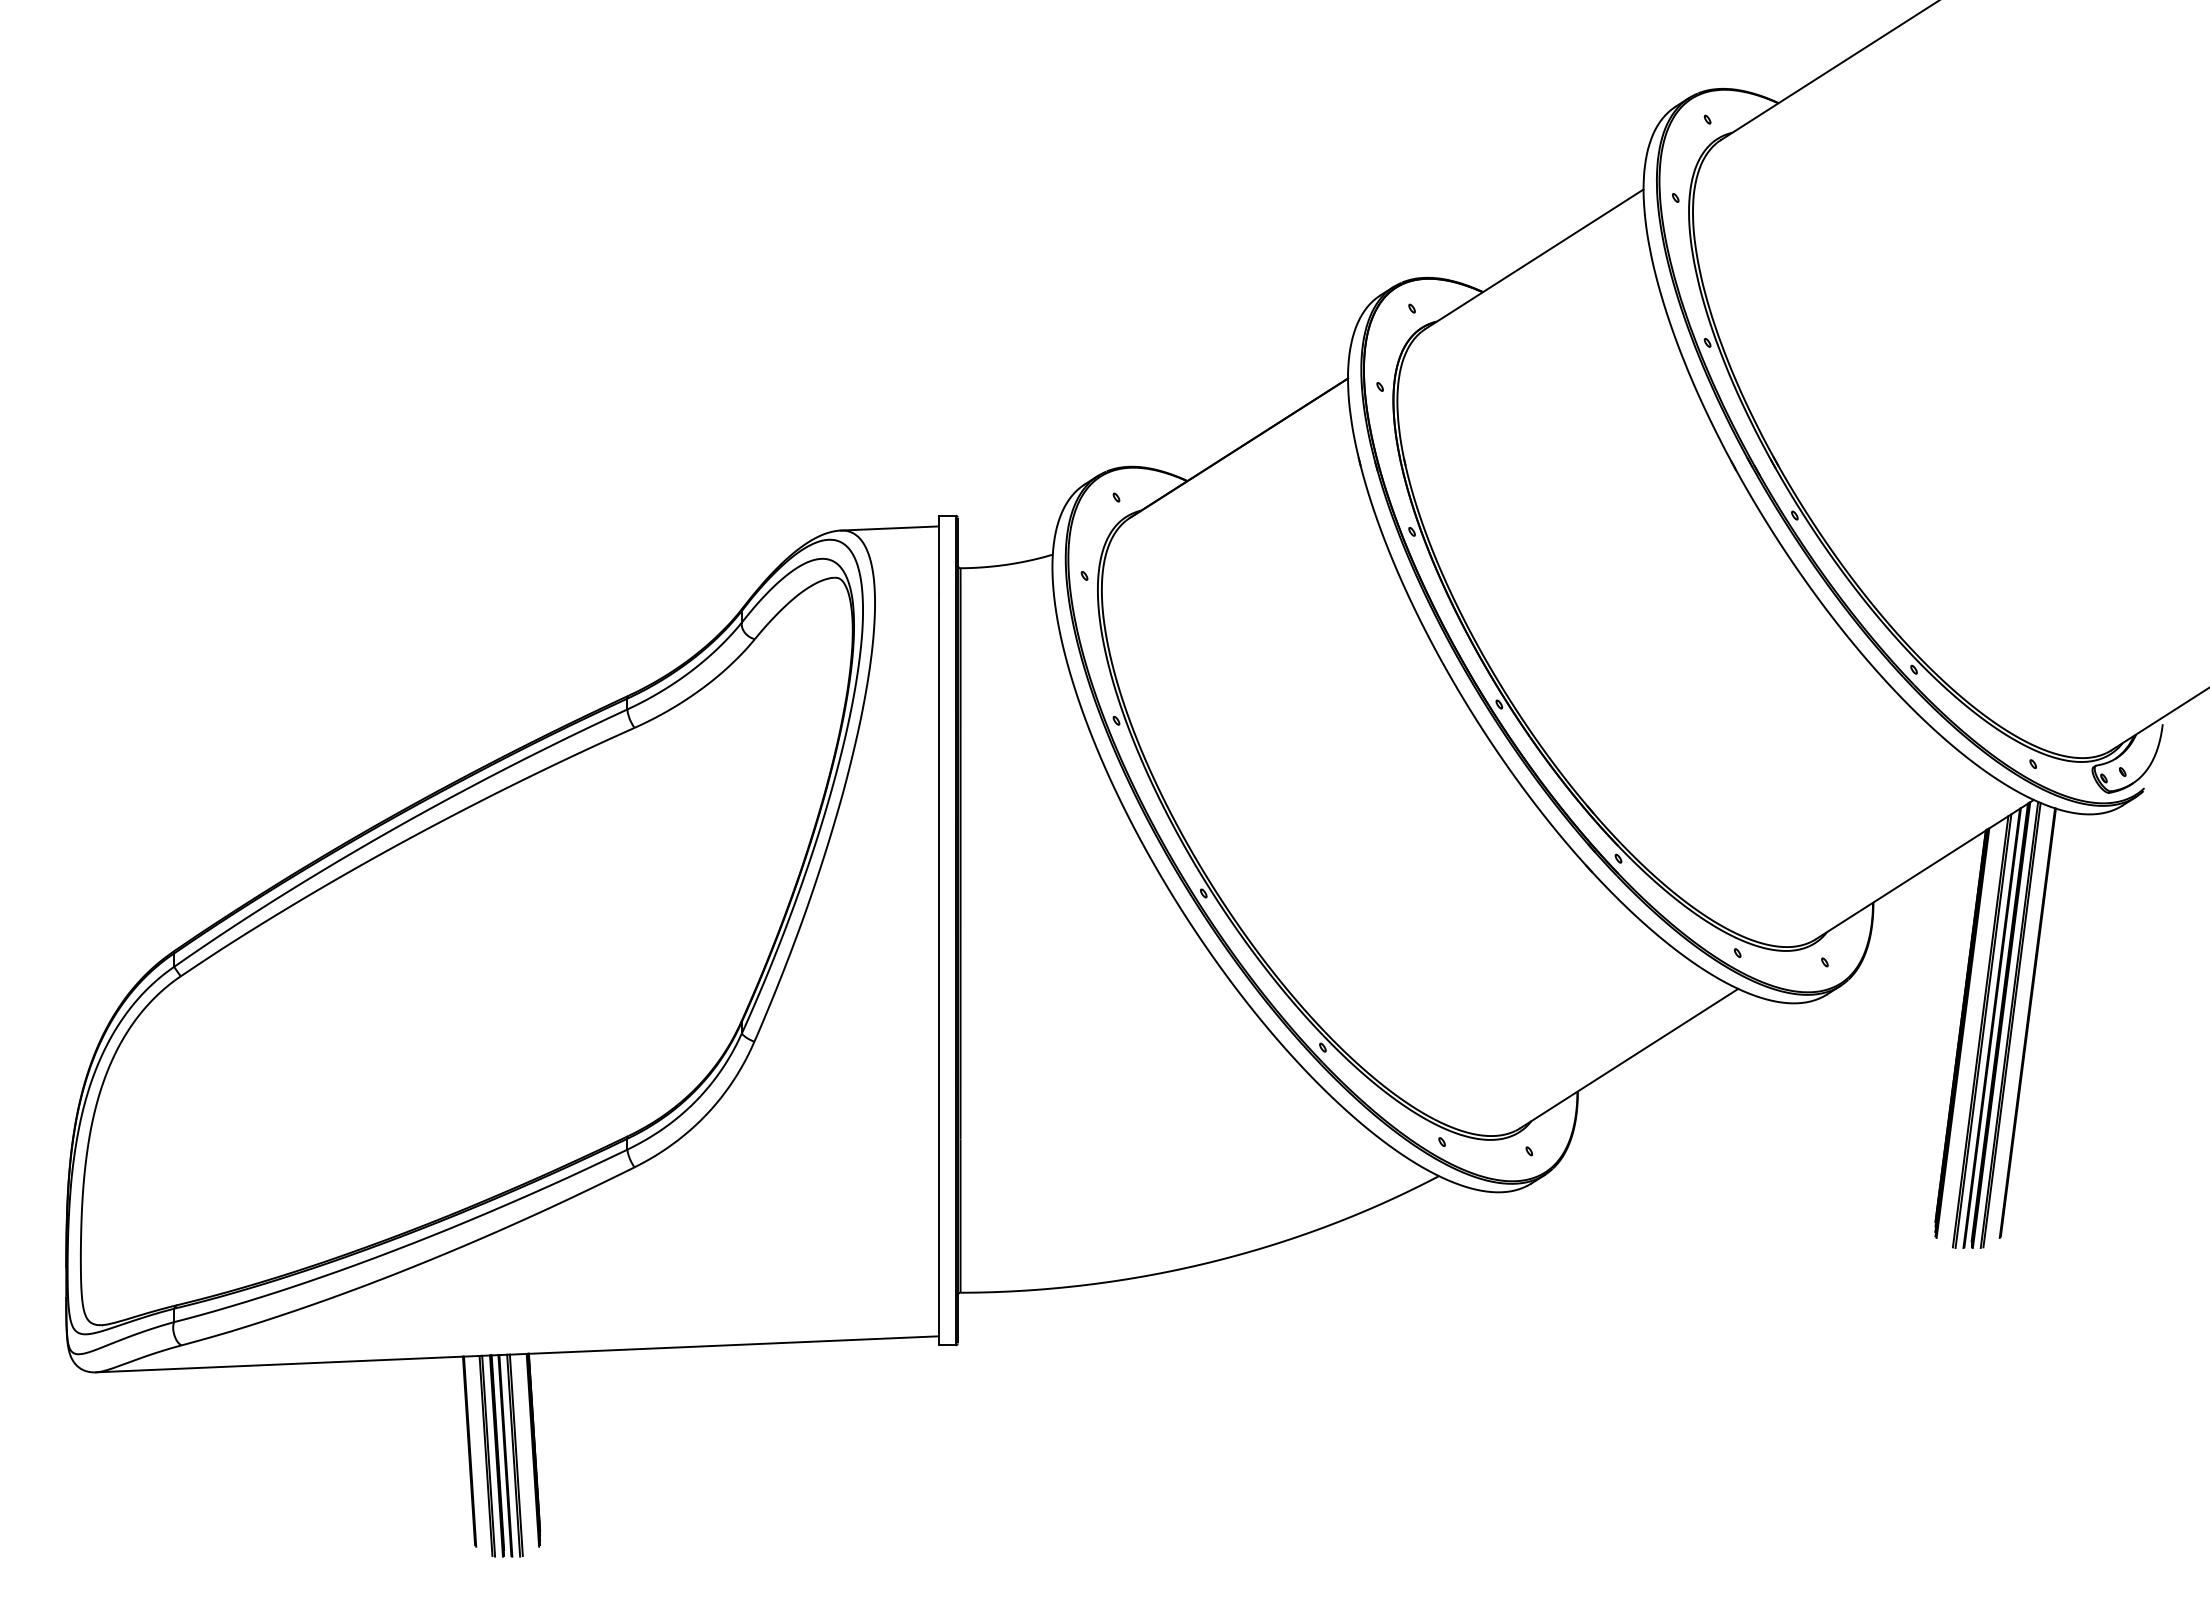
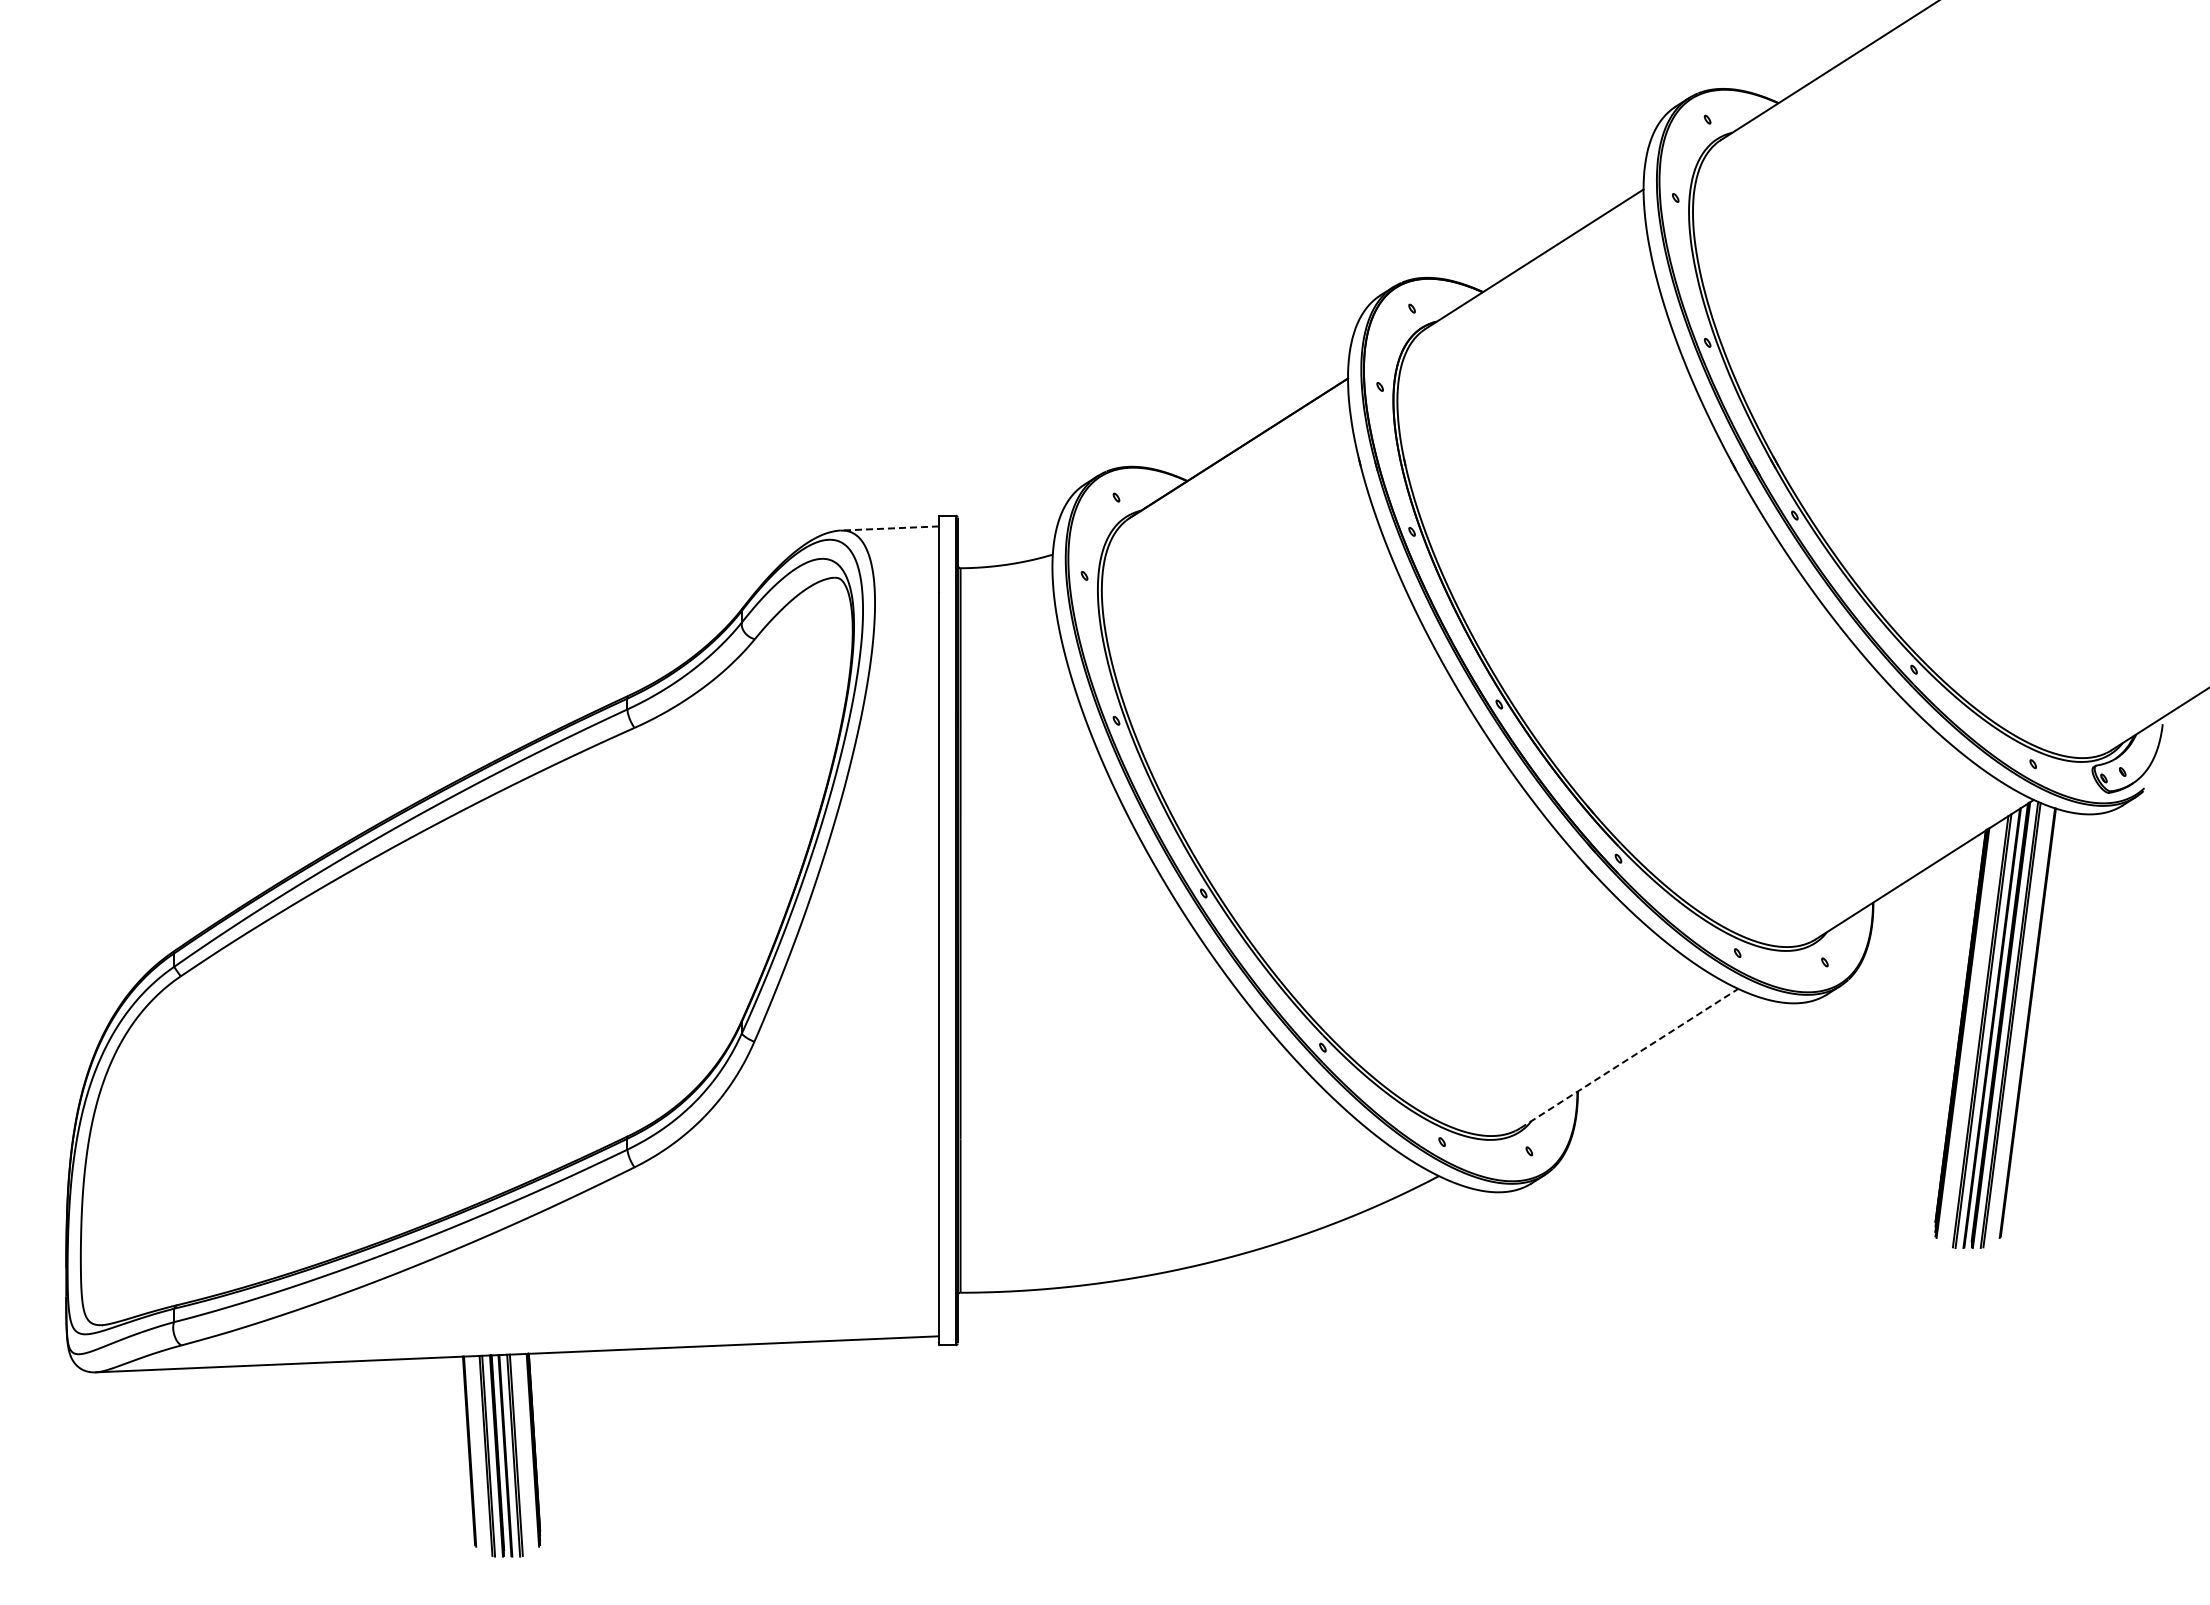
line: solid -> dashed (889, 528)
line: solid -> dashed (1629, 1058)
